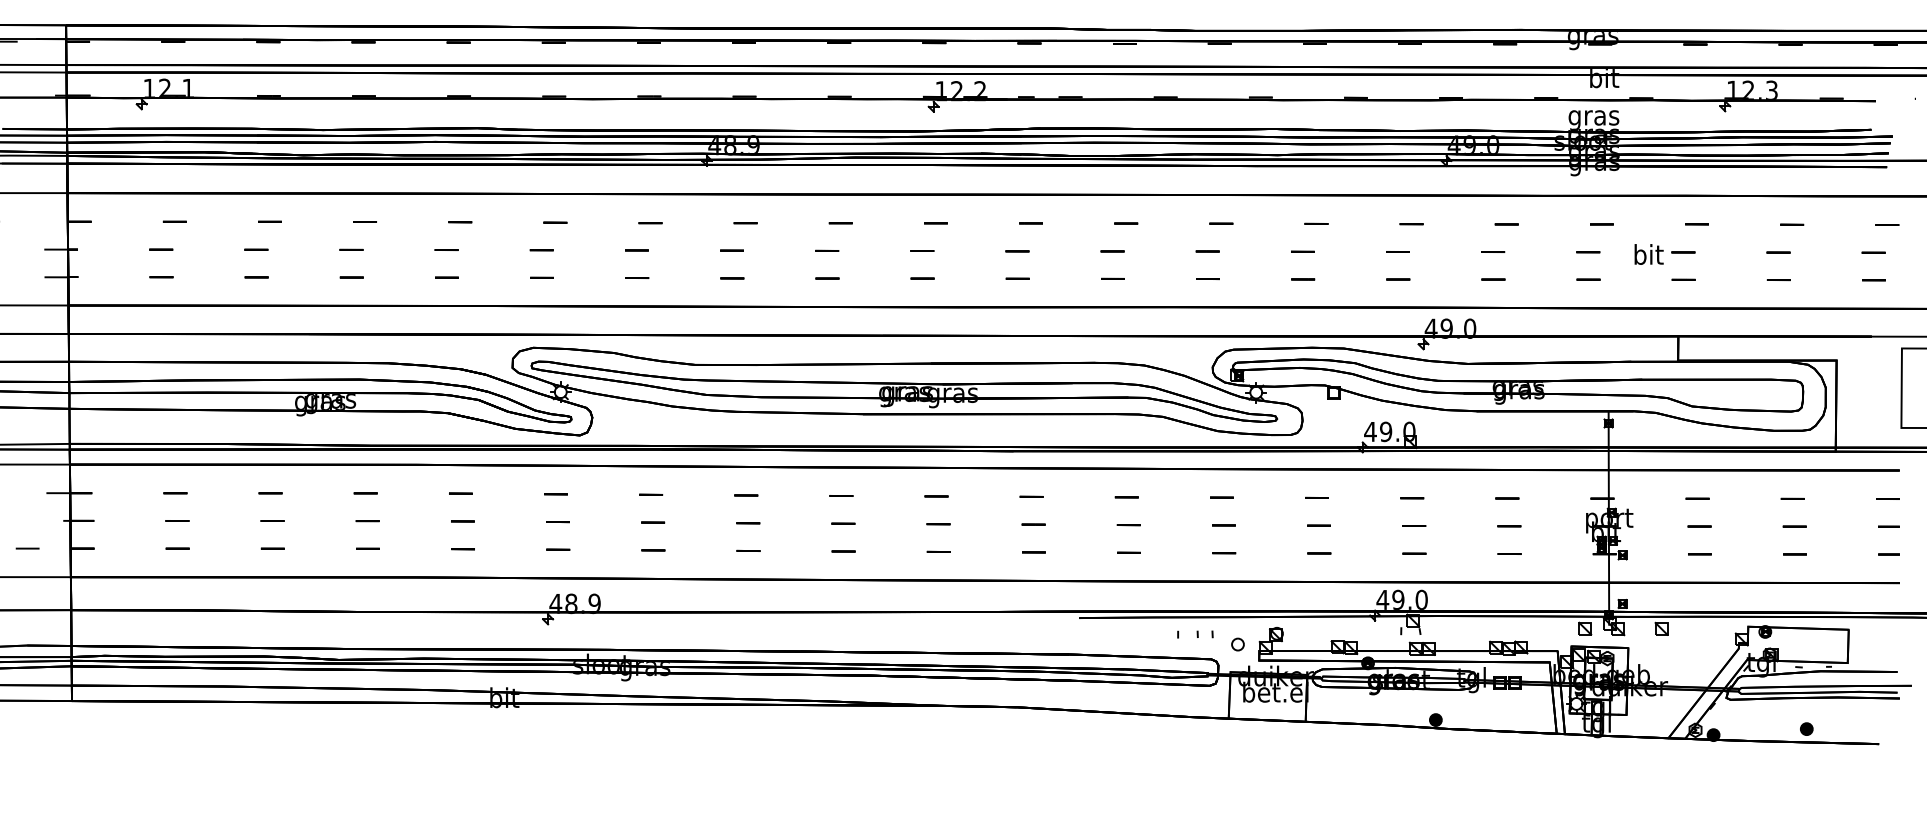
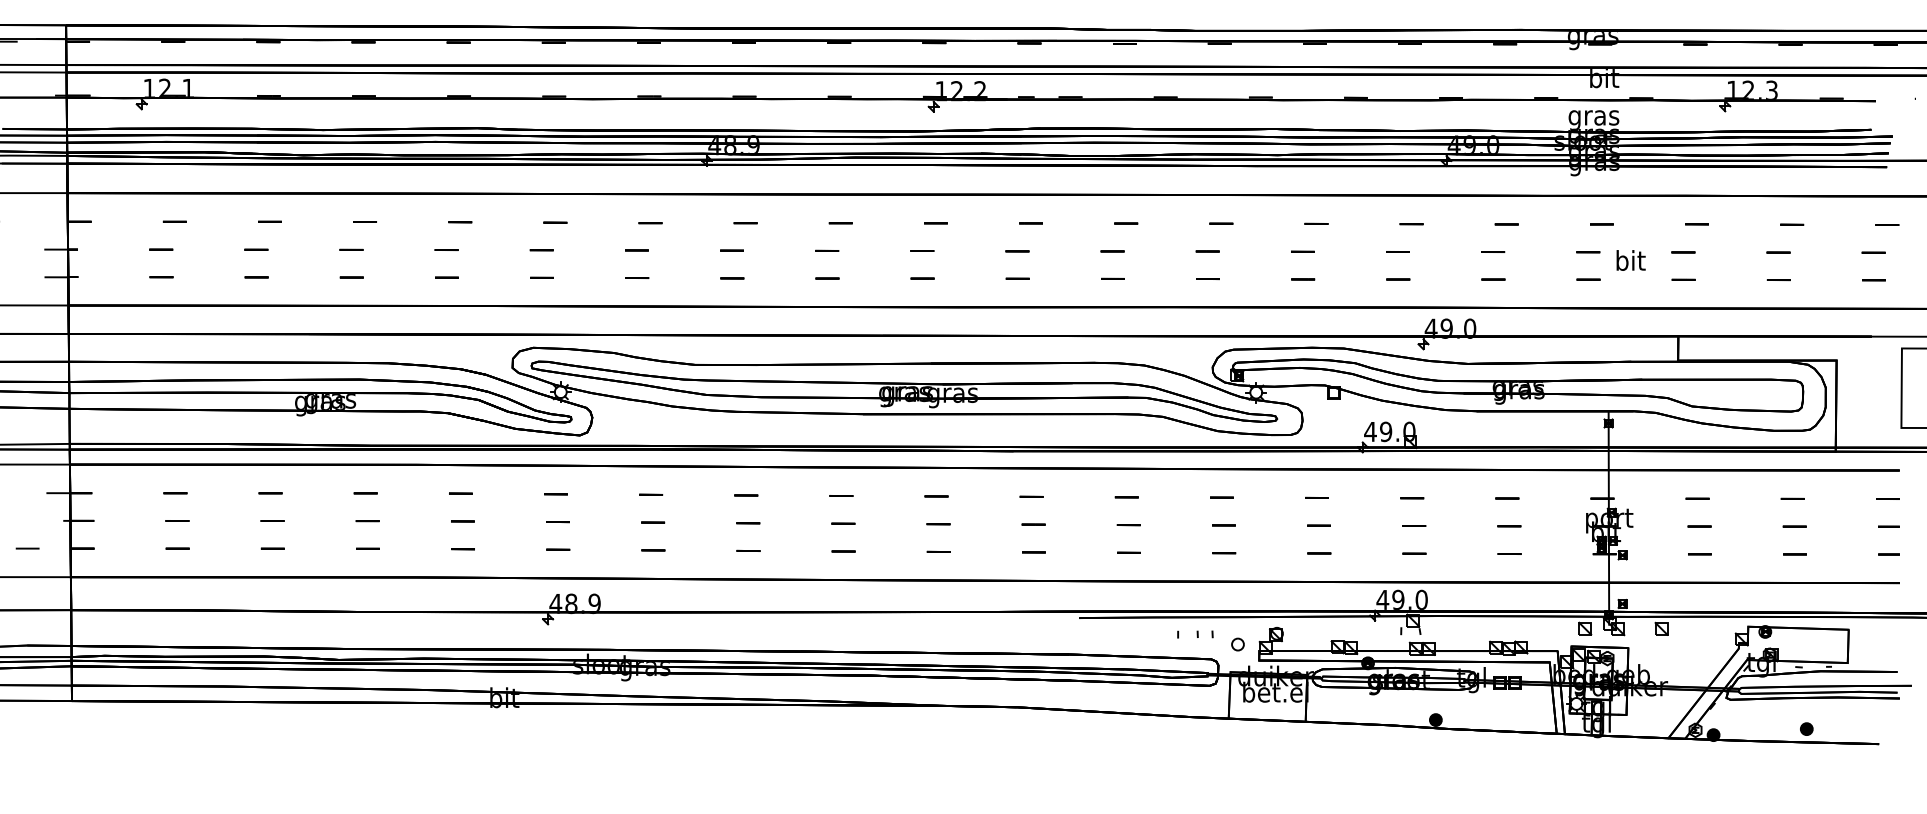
text position: (1648, 254) -> (1630, 260) (1630, 260)
